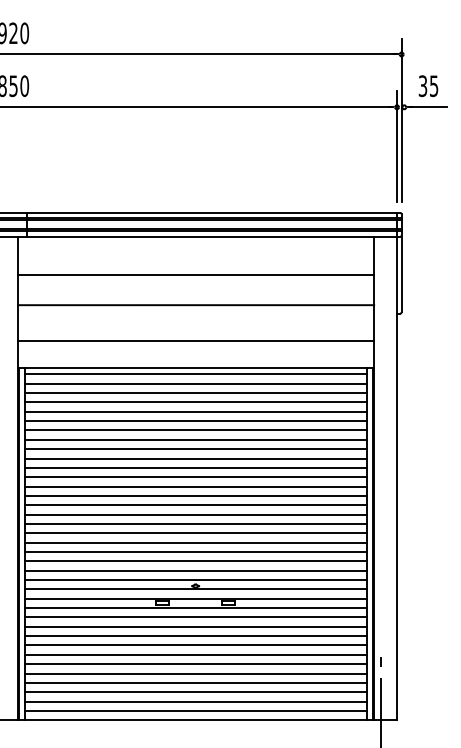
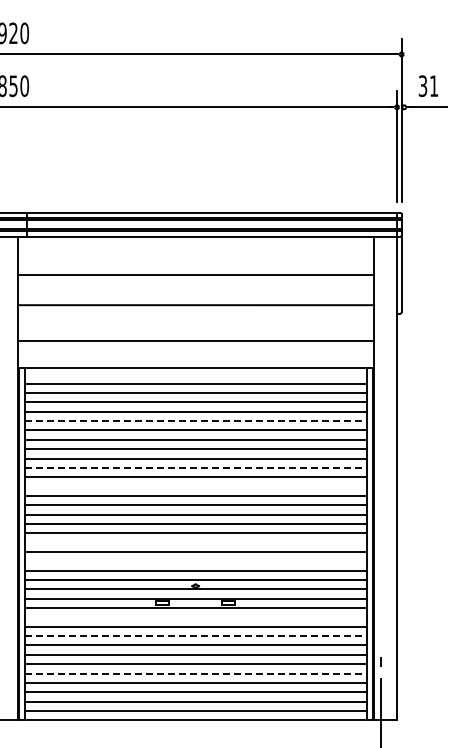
text: 35 -> 31 (434, 86)
line: present -> none (195, 374)
line: solid -> dashed (195, 421)
line: solid -> dashed (195, 467)
line: present -> none (195, 486)
line: present -> none (195, 542)
line: present -> none (195, 561)
line: present -> none (195, 617)
line: solid -> dashed (195, 636)
line: solid -> dashed (195, 673)
